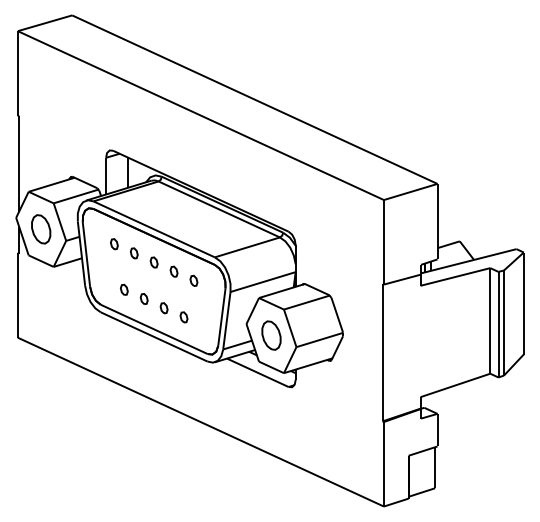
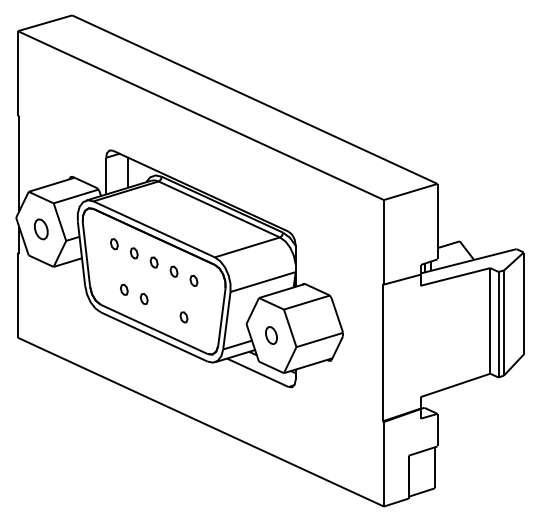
part size: 21x31 px -> 15x23 px (41, 229)
part: present -> none (163, 308)
part size: 21x31 px -> 13x19 px (271, 335)
